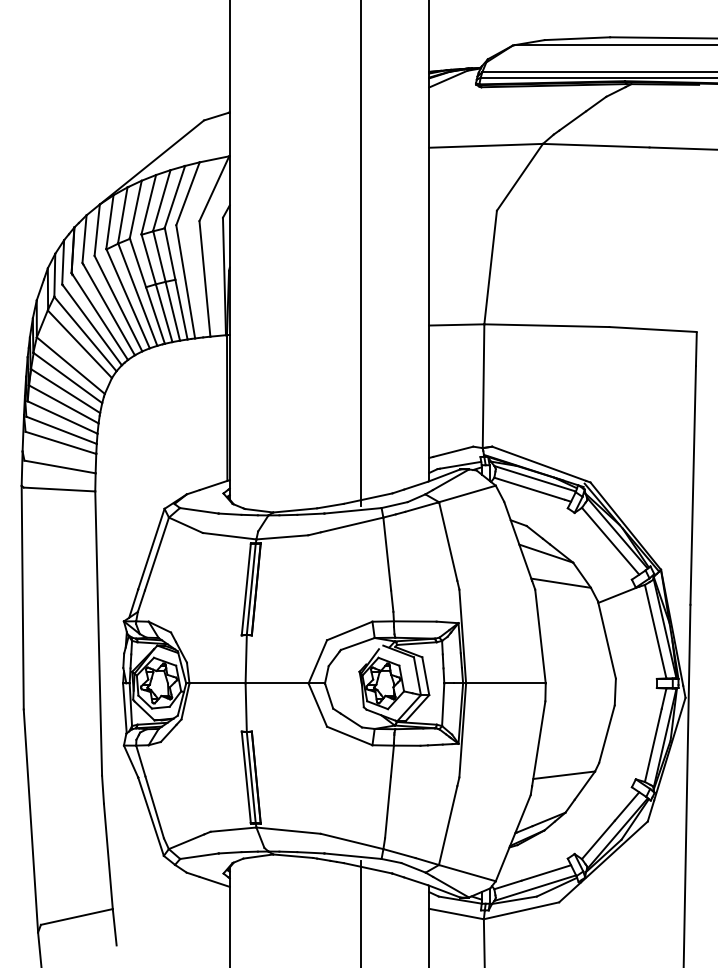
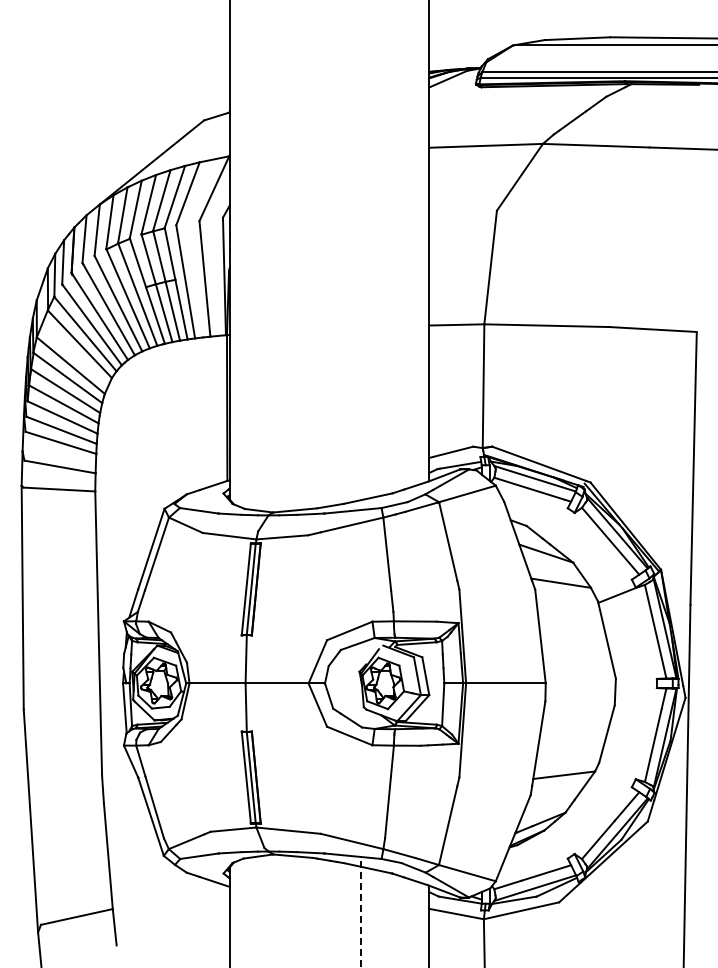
line: present -> none (361, 253)
line: solid -> dashed (361, 914)
